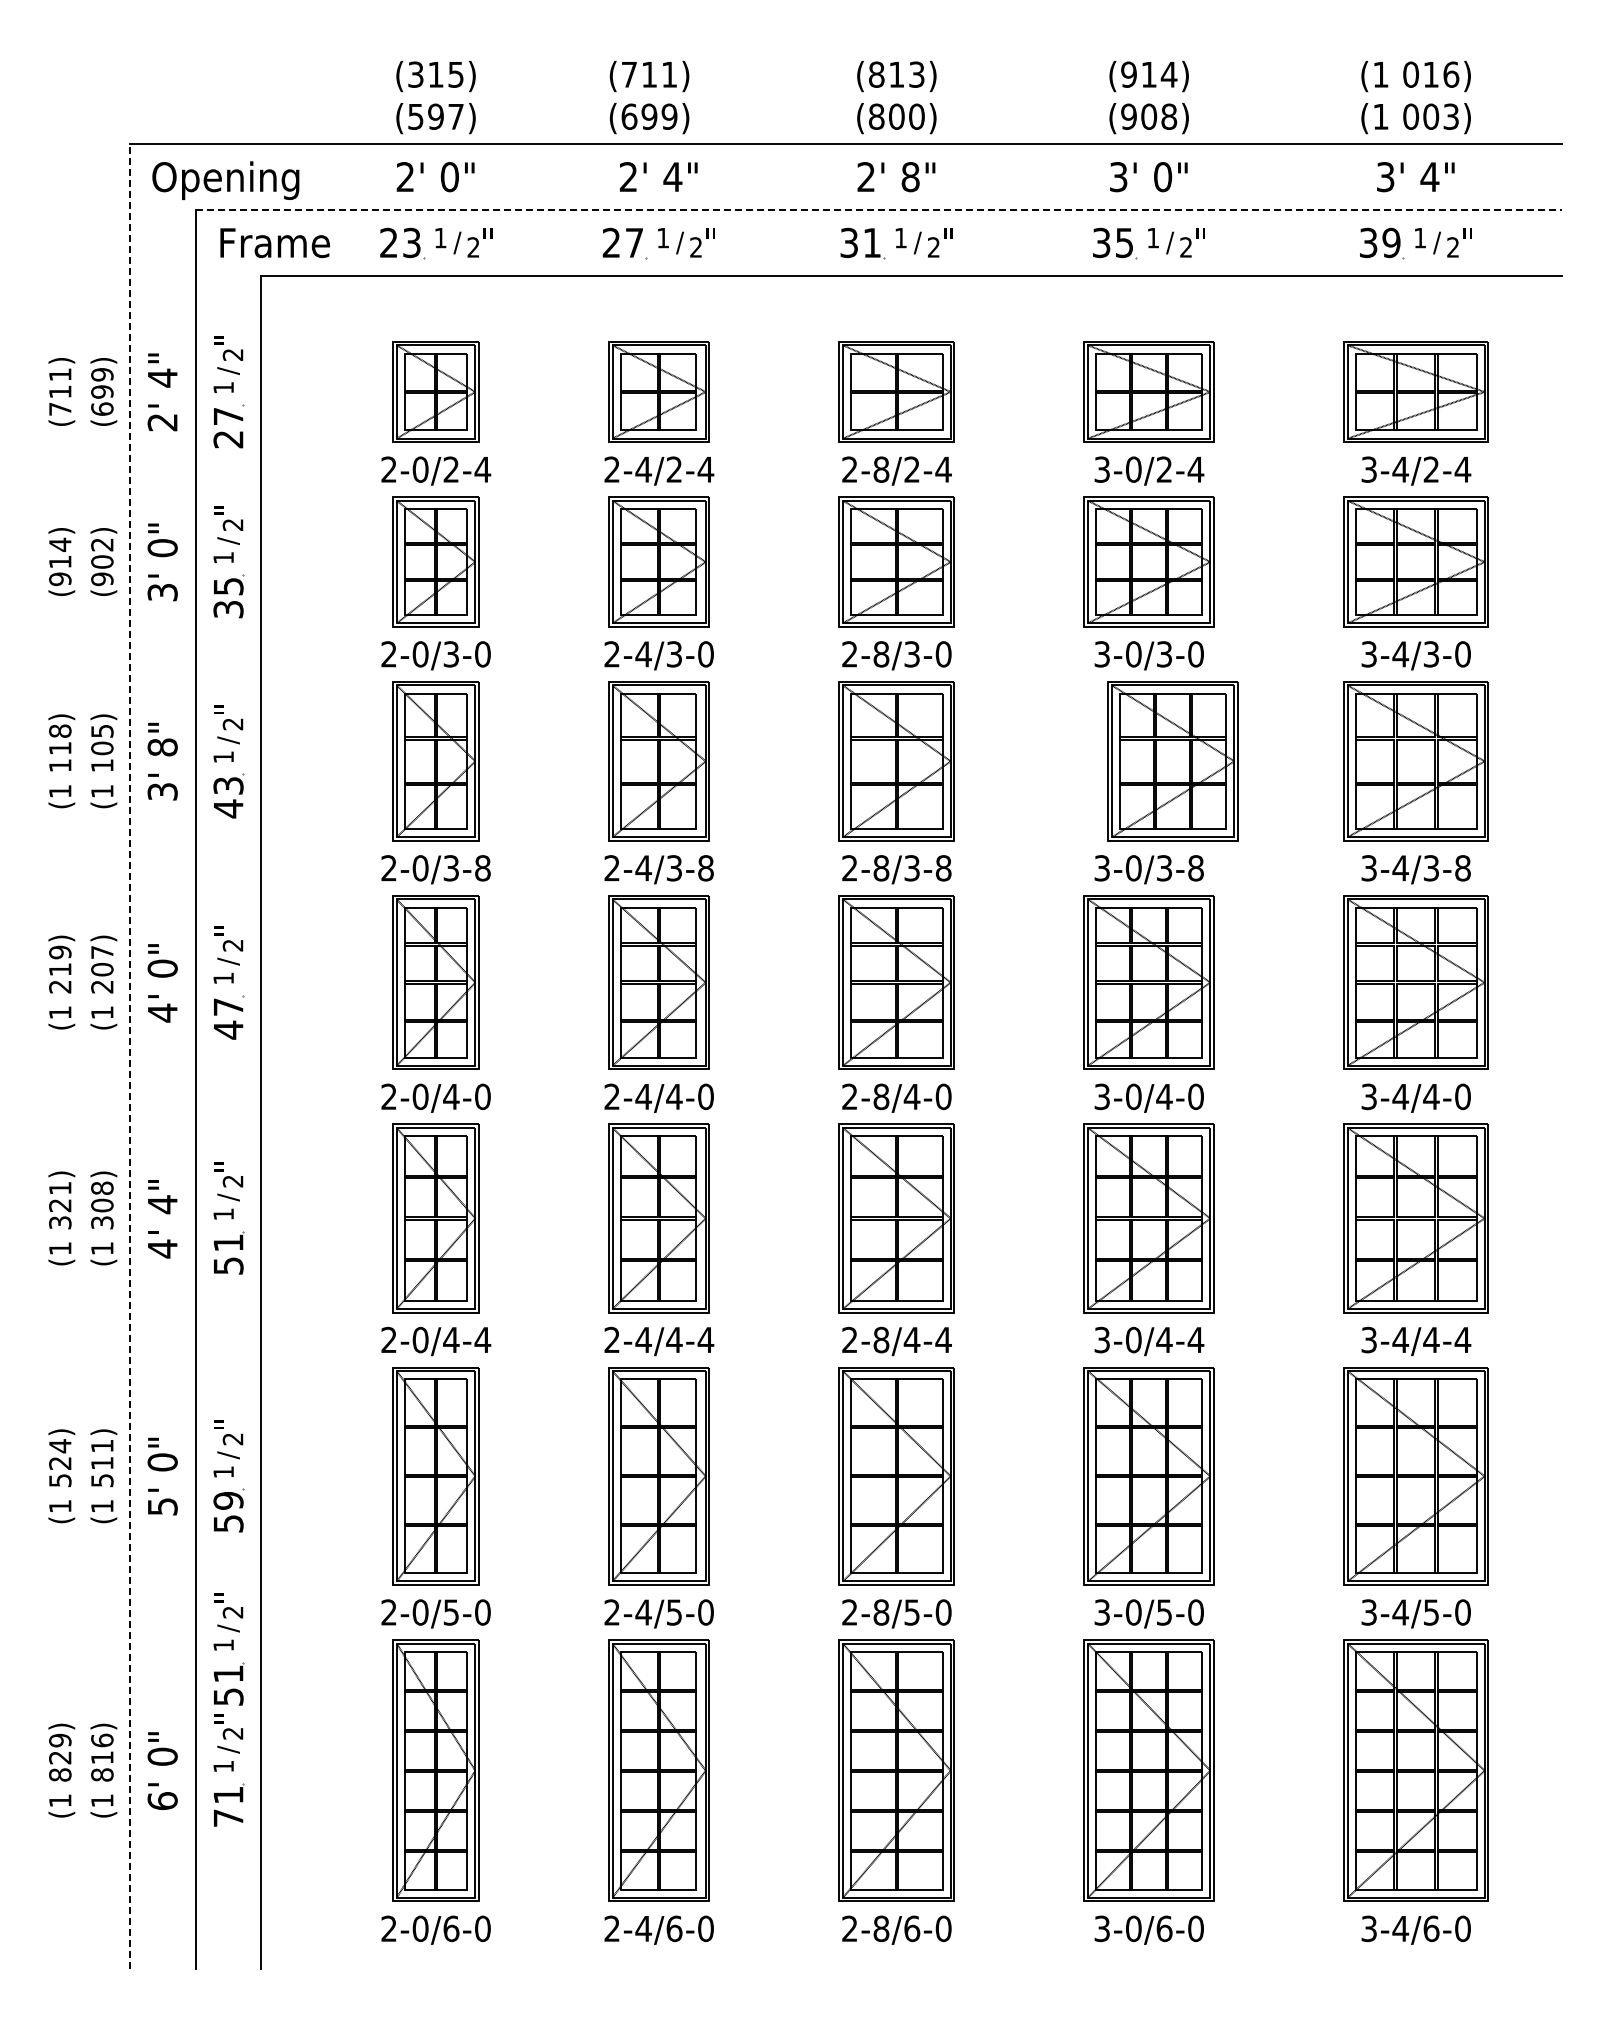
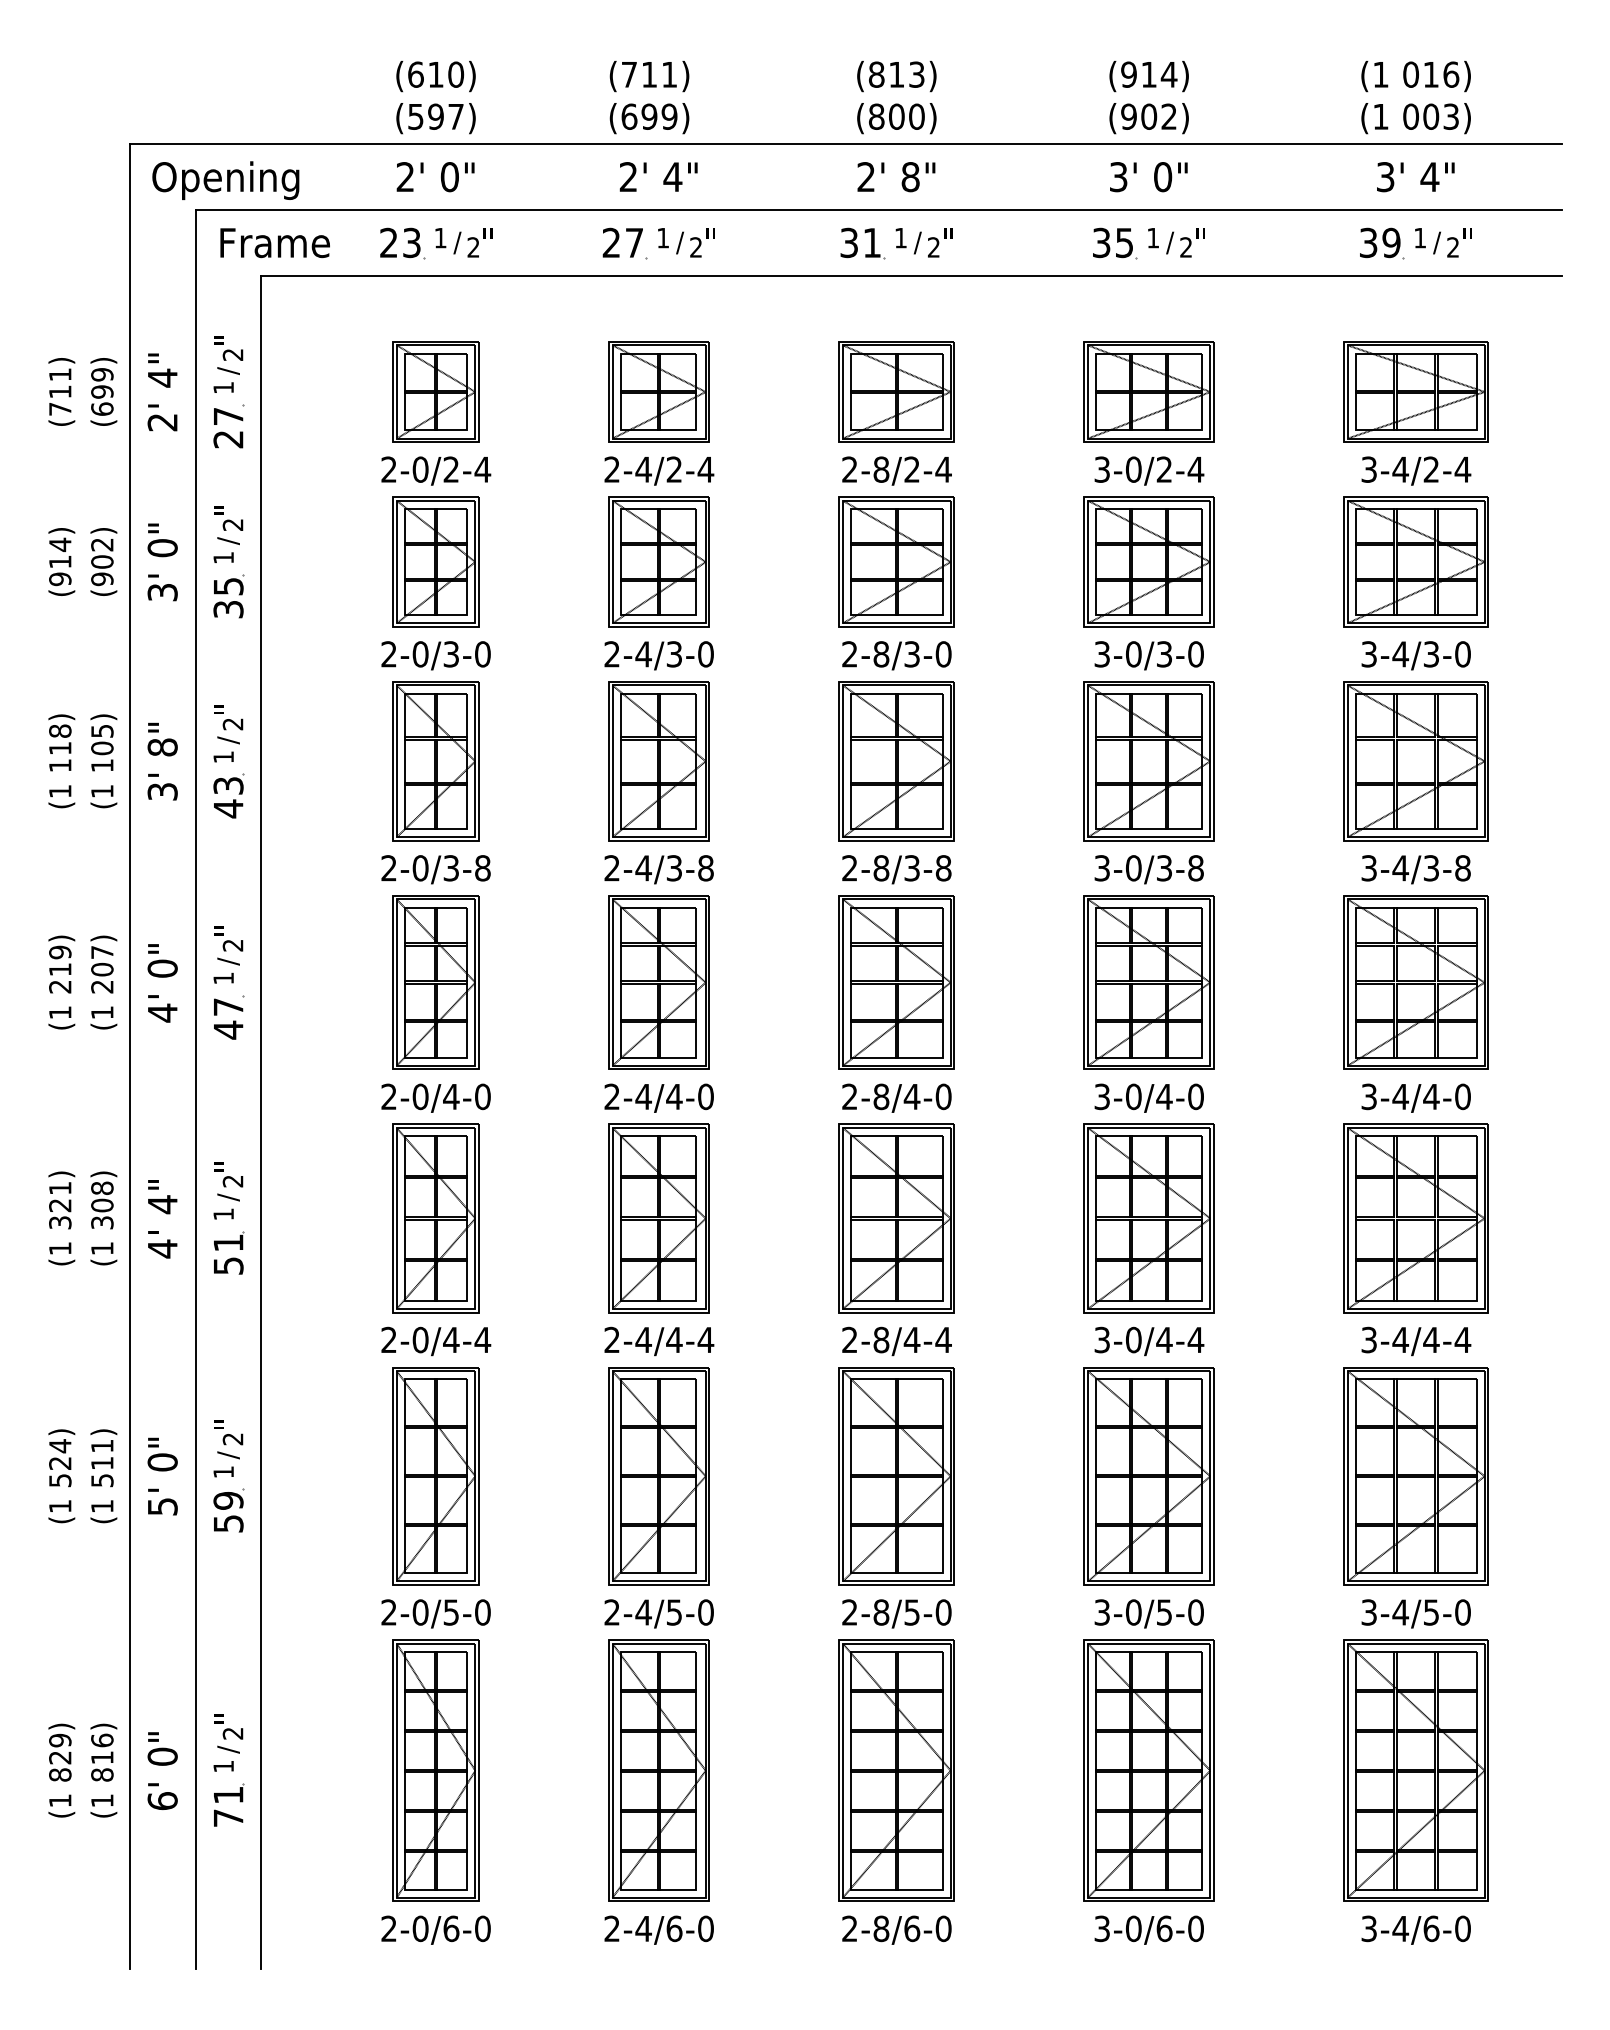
text: (315) -> (610) (436, 74)
text: (908) -> (902) (1169, 116)
line: dashed -> solid (878, 210)
part position: (1172, 761) -> (1148, 761) (1148, 761)
line: dashed -> solid (129, 1056)
part: present -> none (228, 1649)
